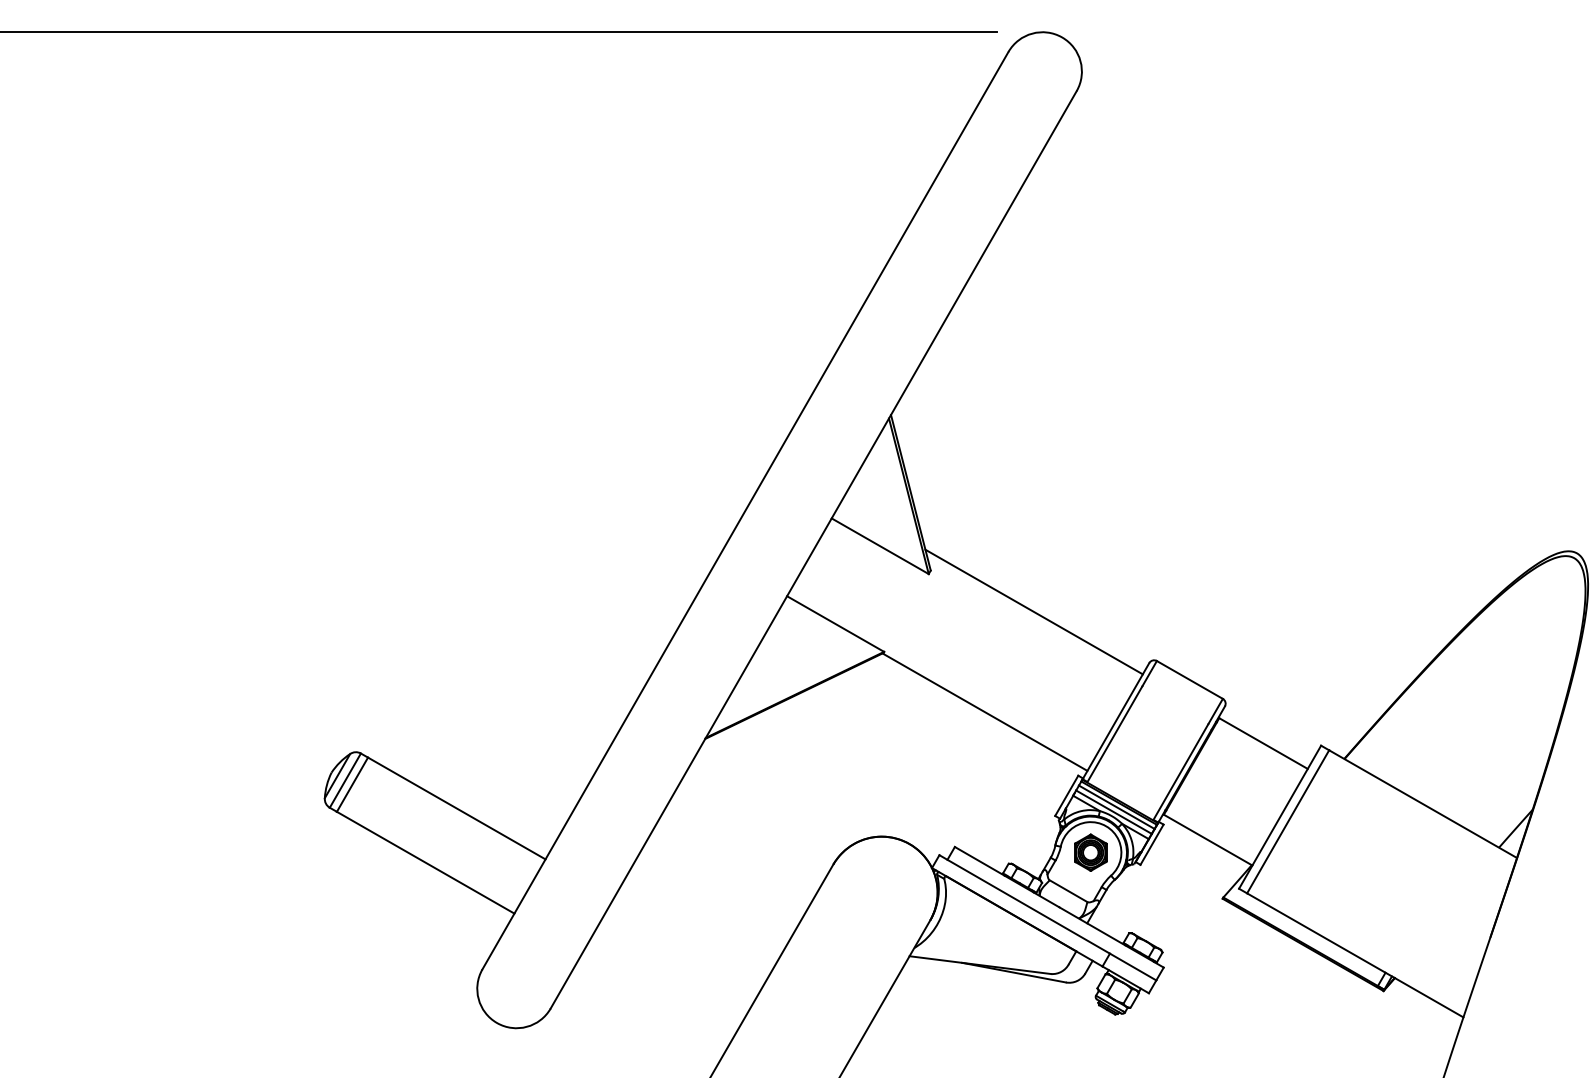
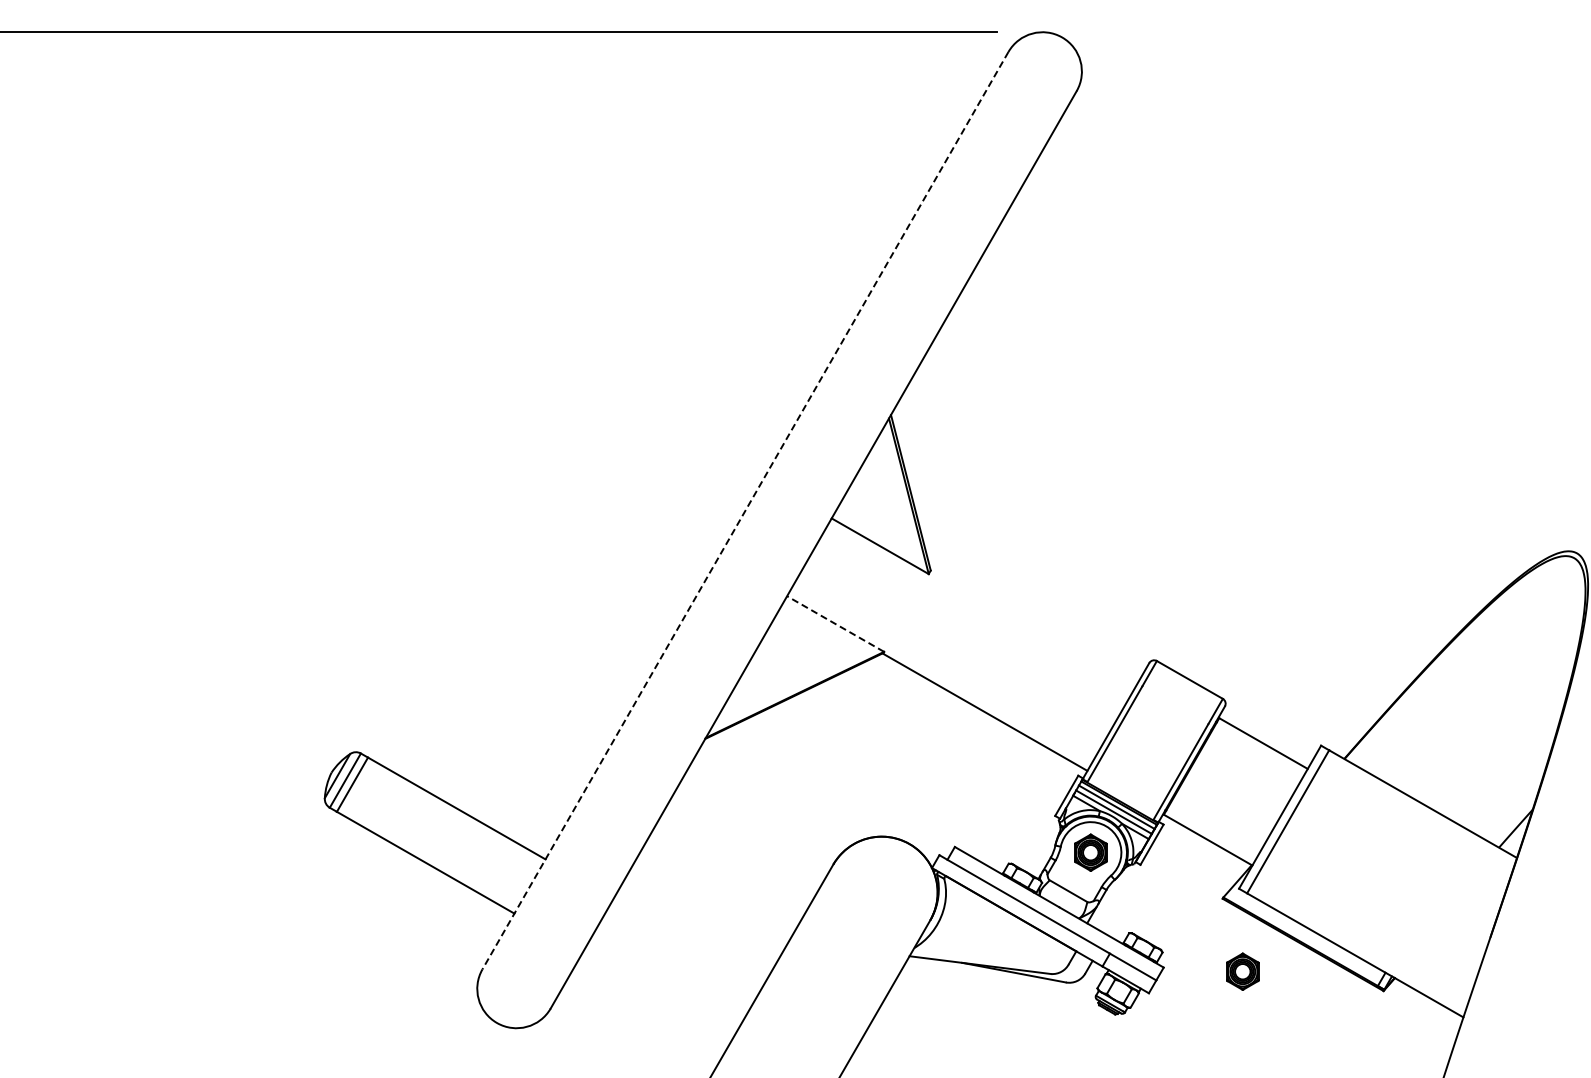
line: solid -> dashed (745, 510)
line: present -> none (1033, 611)
line: solid -> dashed (835, 624)
part: none -> present (1242, 971)
